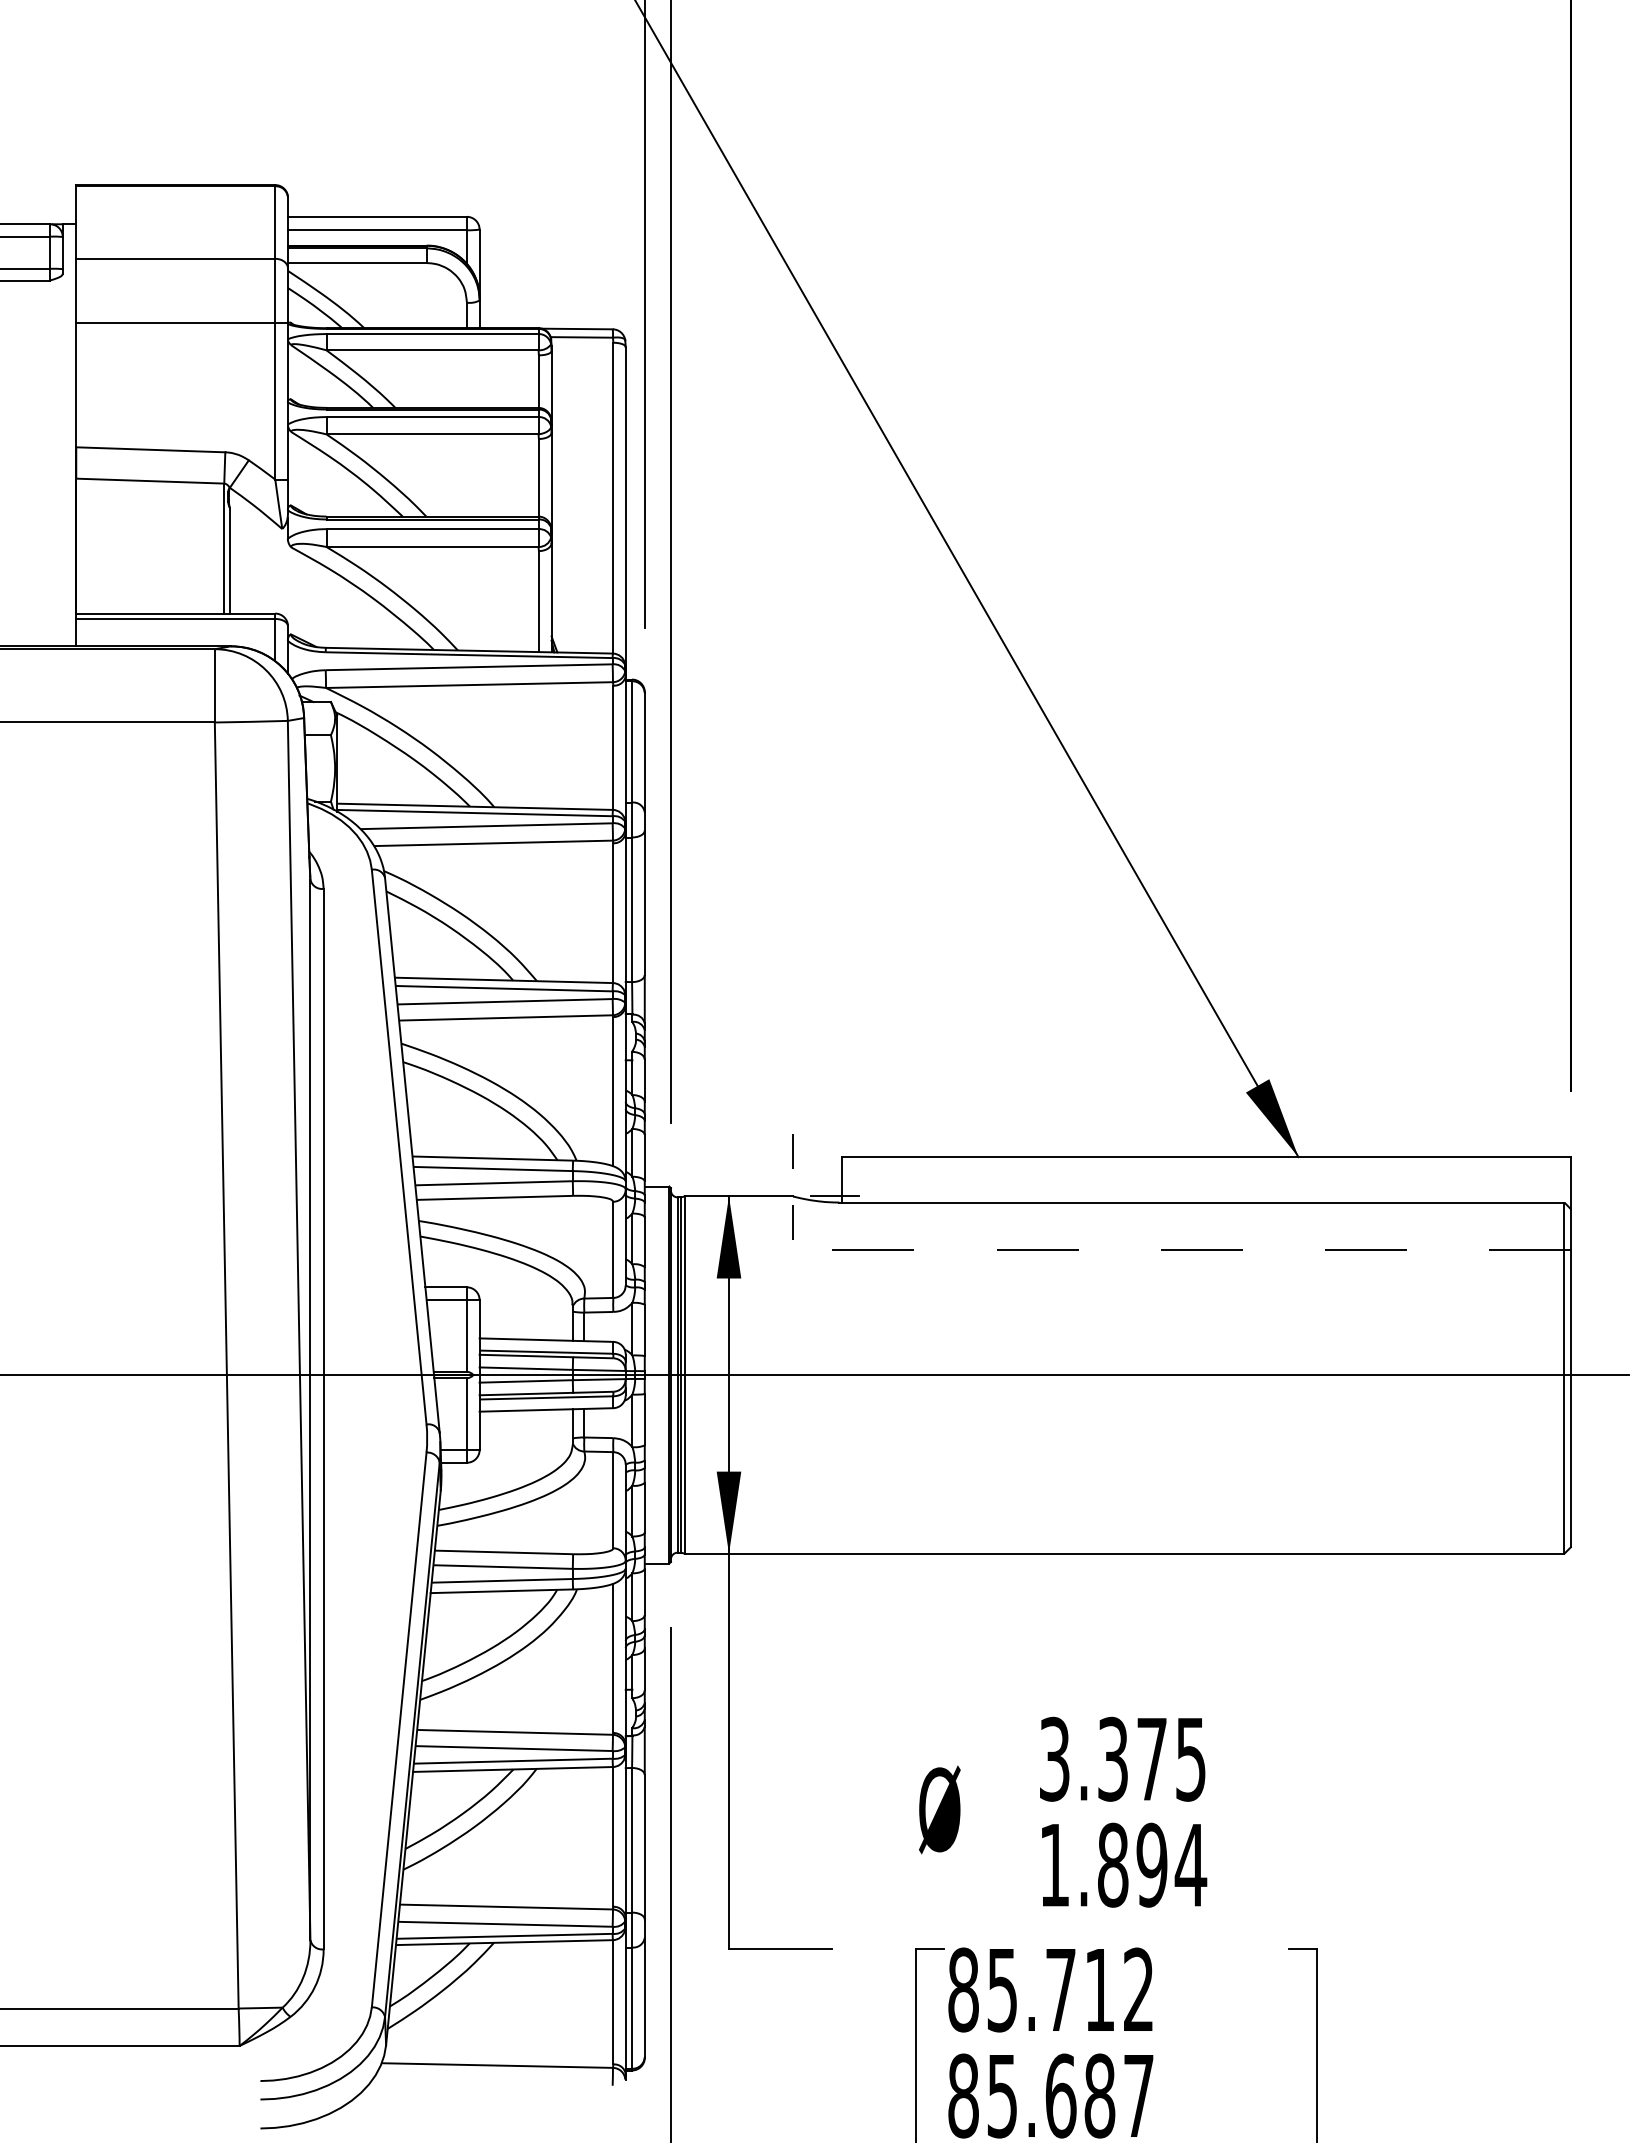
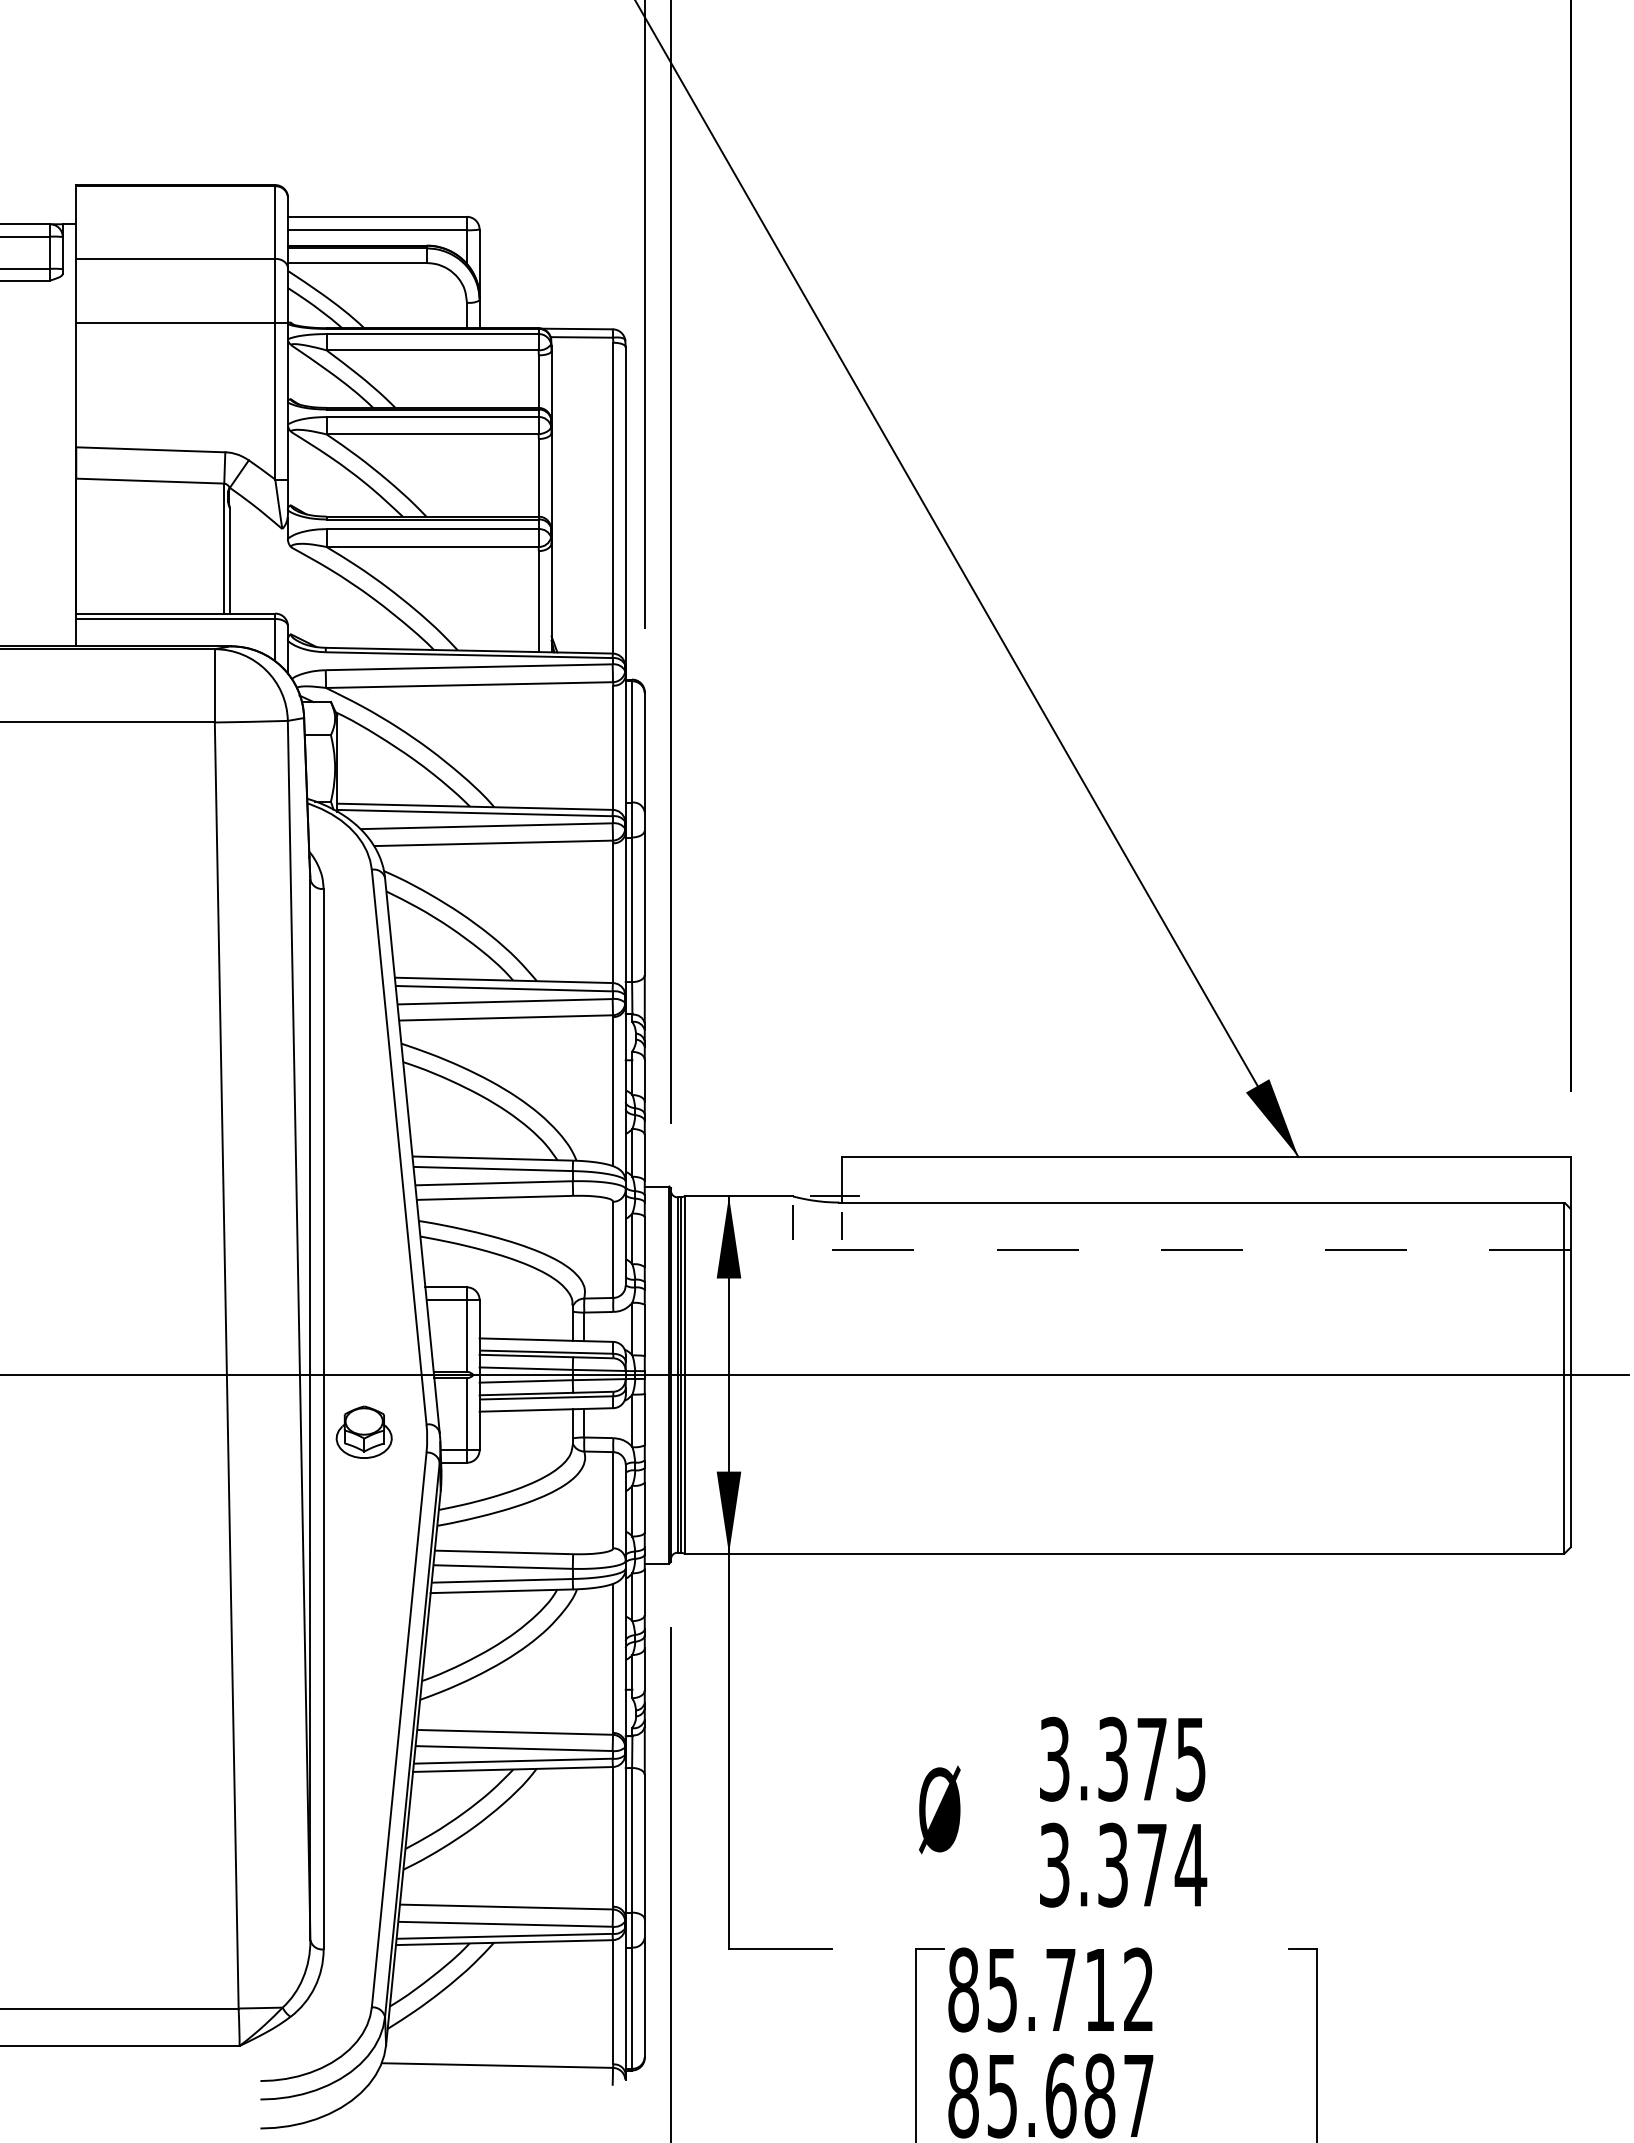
line: present -> none (792, 1151)
line: none -> present (842, 1225)
part: none -> present (363, 1431)
text: 1.894 -> 3.374 (1103, 1864)
